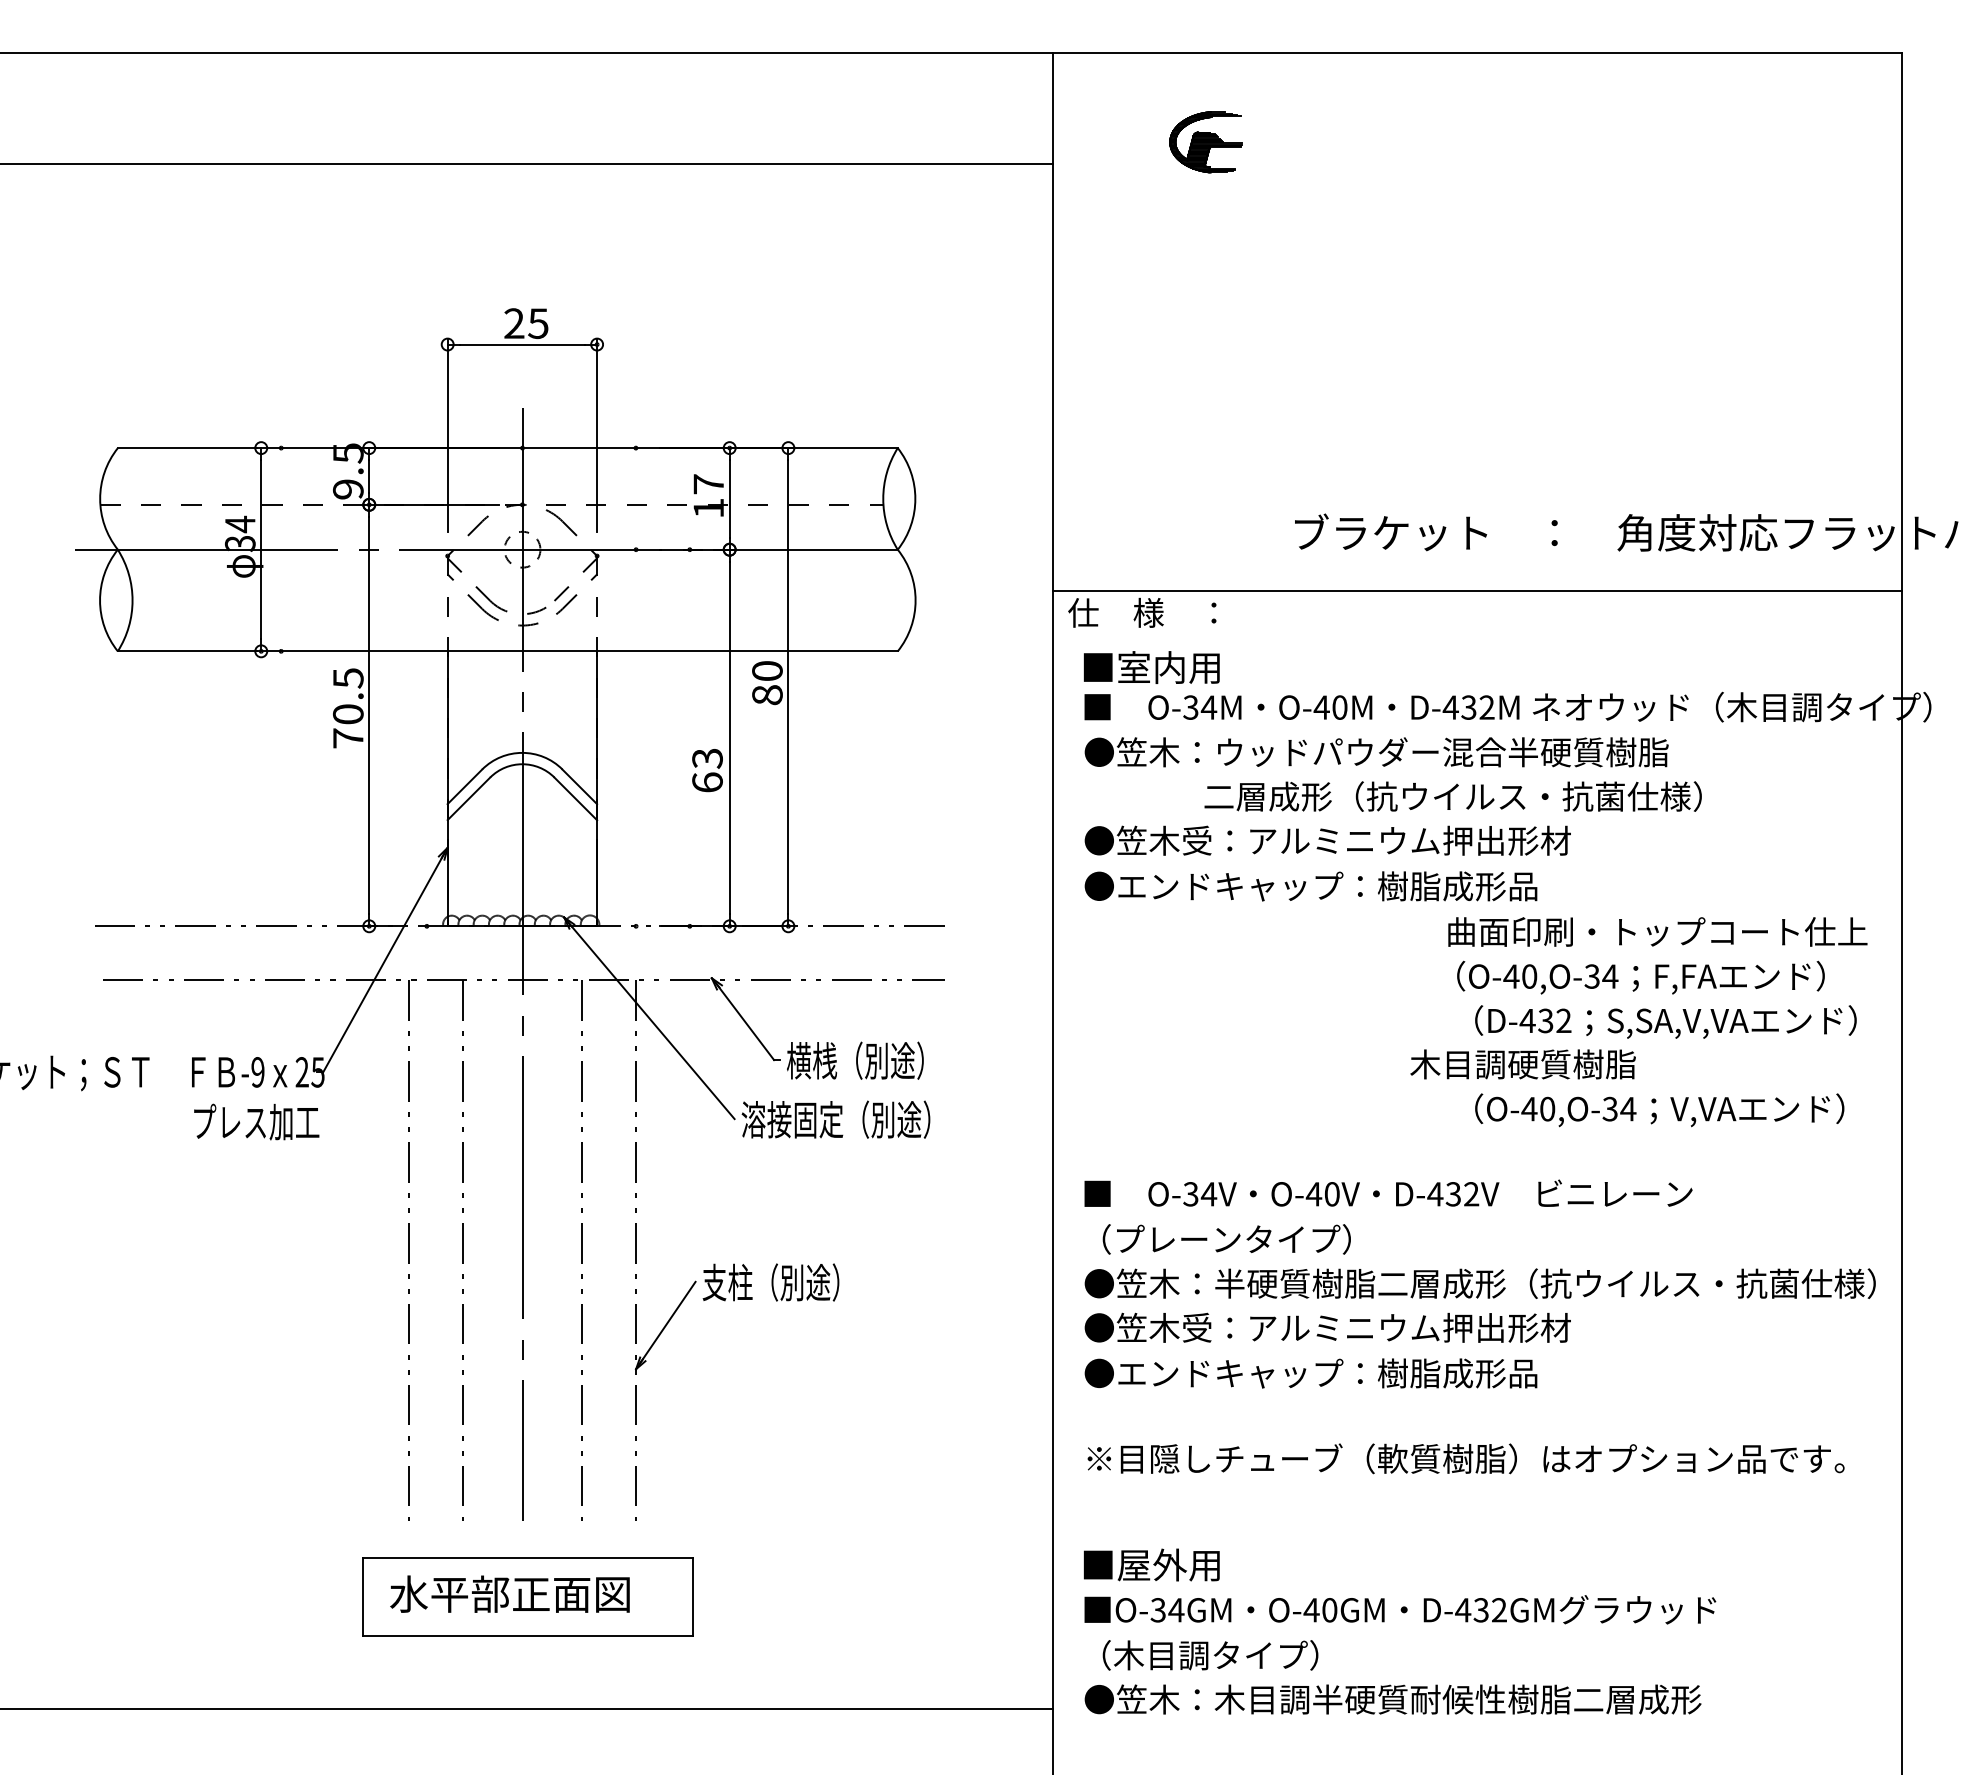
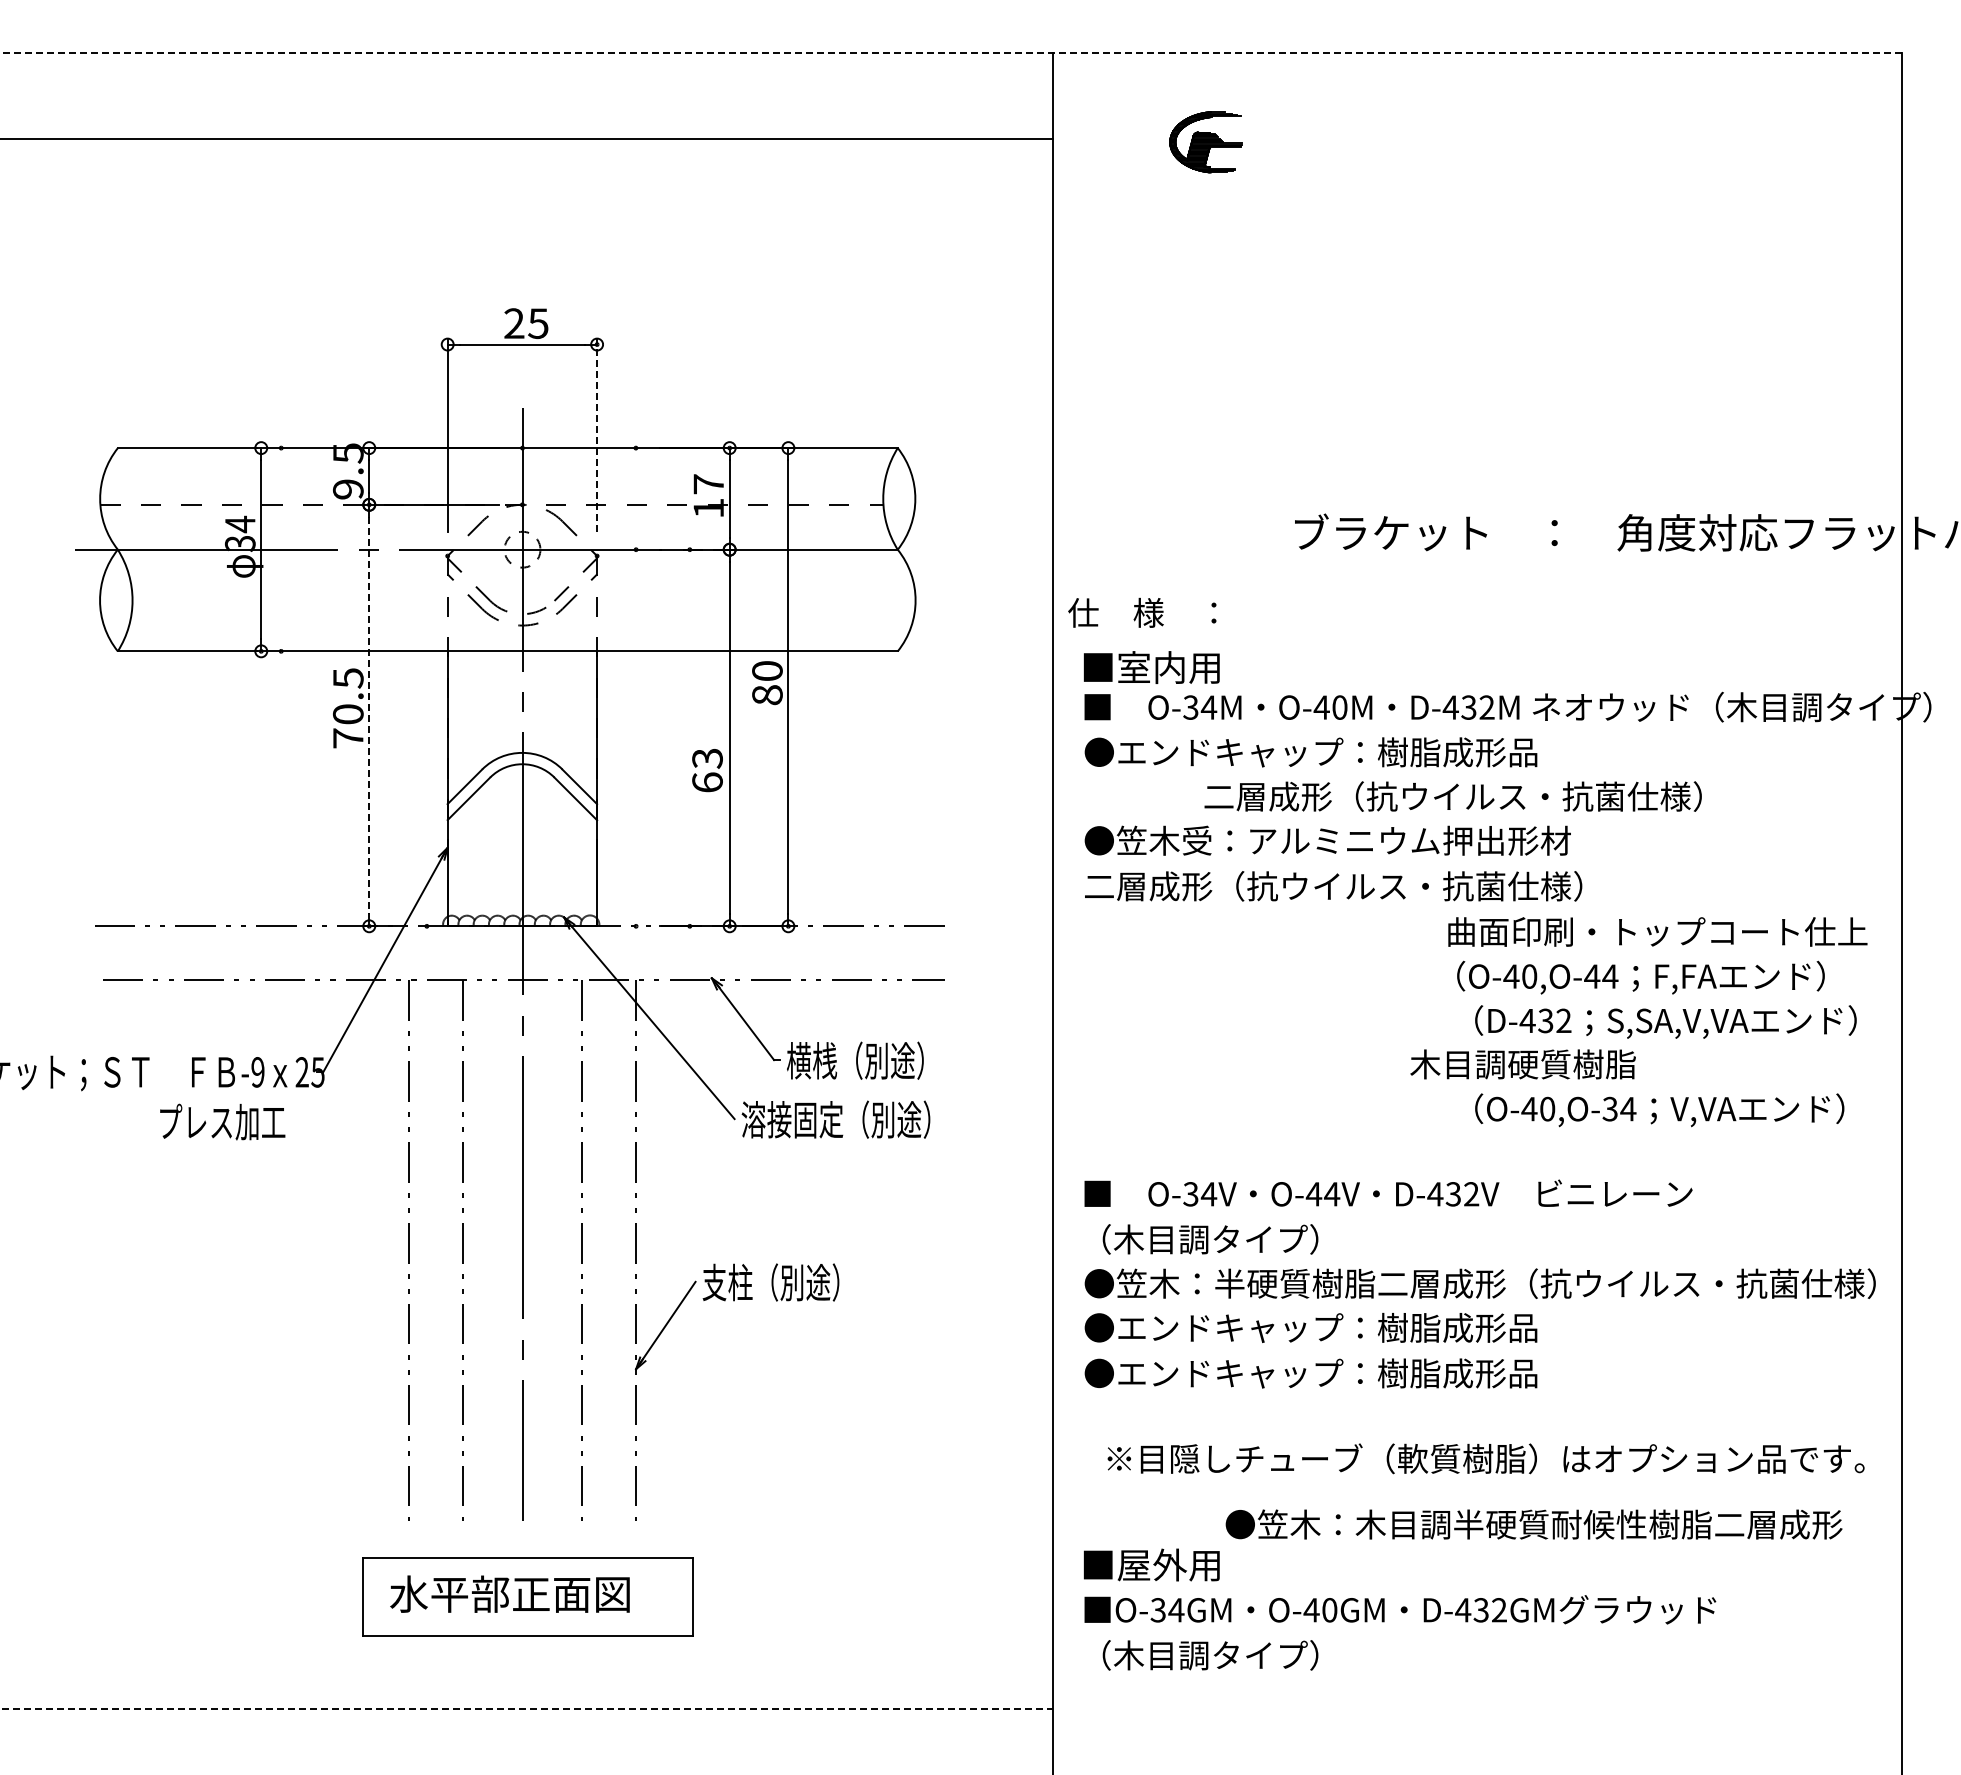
line: solid -> dashed (951, 53)
line position: (527, 164) -> (527, 139) (527, 139)
line: solid -> dashed (597, 435)
line: present -> none (1477, 591)
line: solid -> dashed (369, 715)
text: ●笠木：ウッドパウダー混合半硬質樹脂 -> ●エンドキャップ：樹脂成形品 (1392, 752)
text: ●エンドキャップ：樹脂成形品 -> 二層成形（抗ウイルス・抗菌仕様） (1333, 886)
text: O-40,O-34 -> O-40,O-44 (1592, 976)
text position: (256, 1121) -> (222, 1121) (222, 1121)
text: O-40V -> O-44V (1332, 1194)
text: （プレーンタイプ） -> （木目調タイプ） (1232, 1239)
text: ●笠木受：アルミニウム押出形材 -> ●エンドキャップ：樹脂成形品 (1343, 1327)
text position: (1465, 1458) -> (1485, 1458) (1485, 1458)
text position: (1392, 1699) -> (1533, 1524) (1533, 1524)
line: solid -> dashed (527, 1709)
